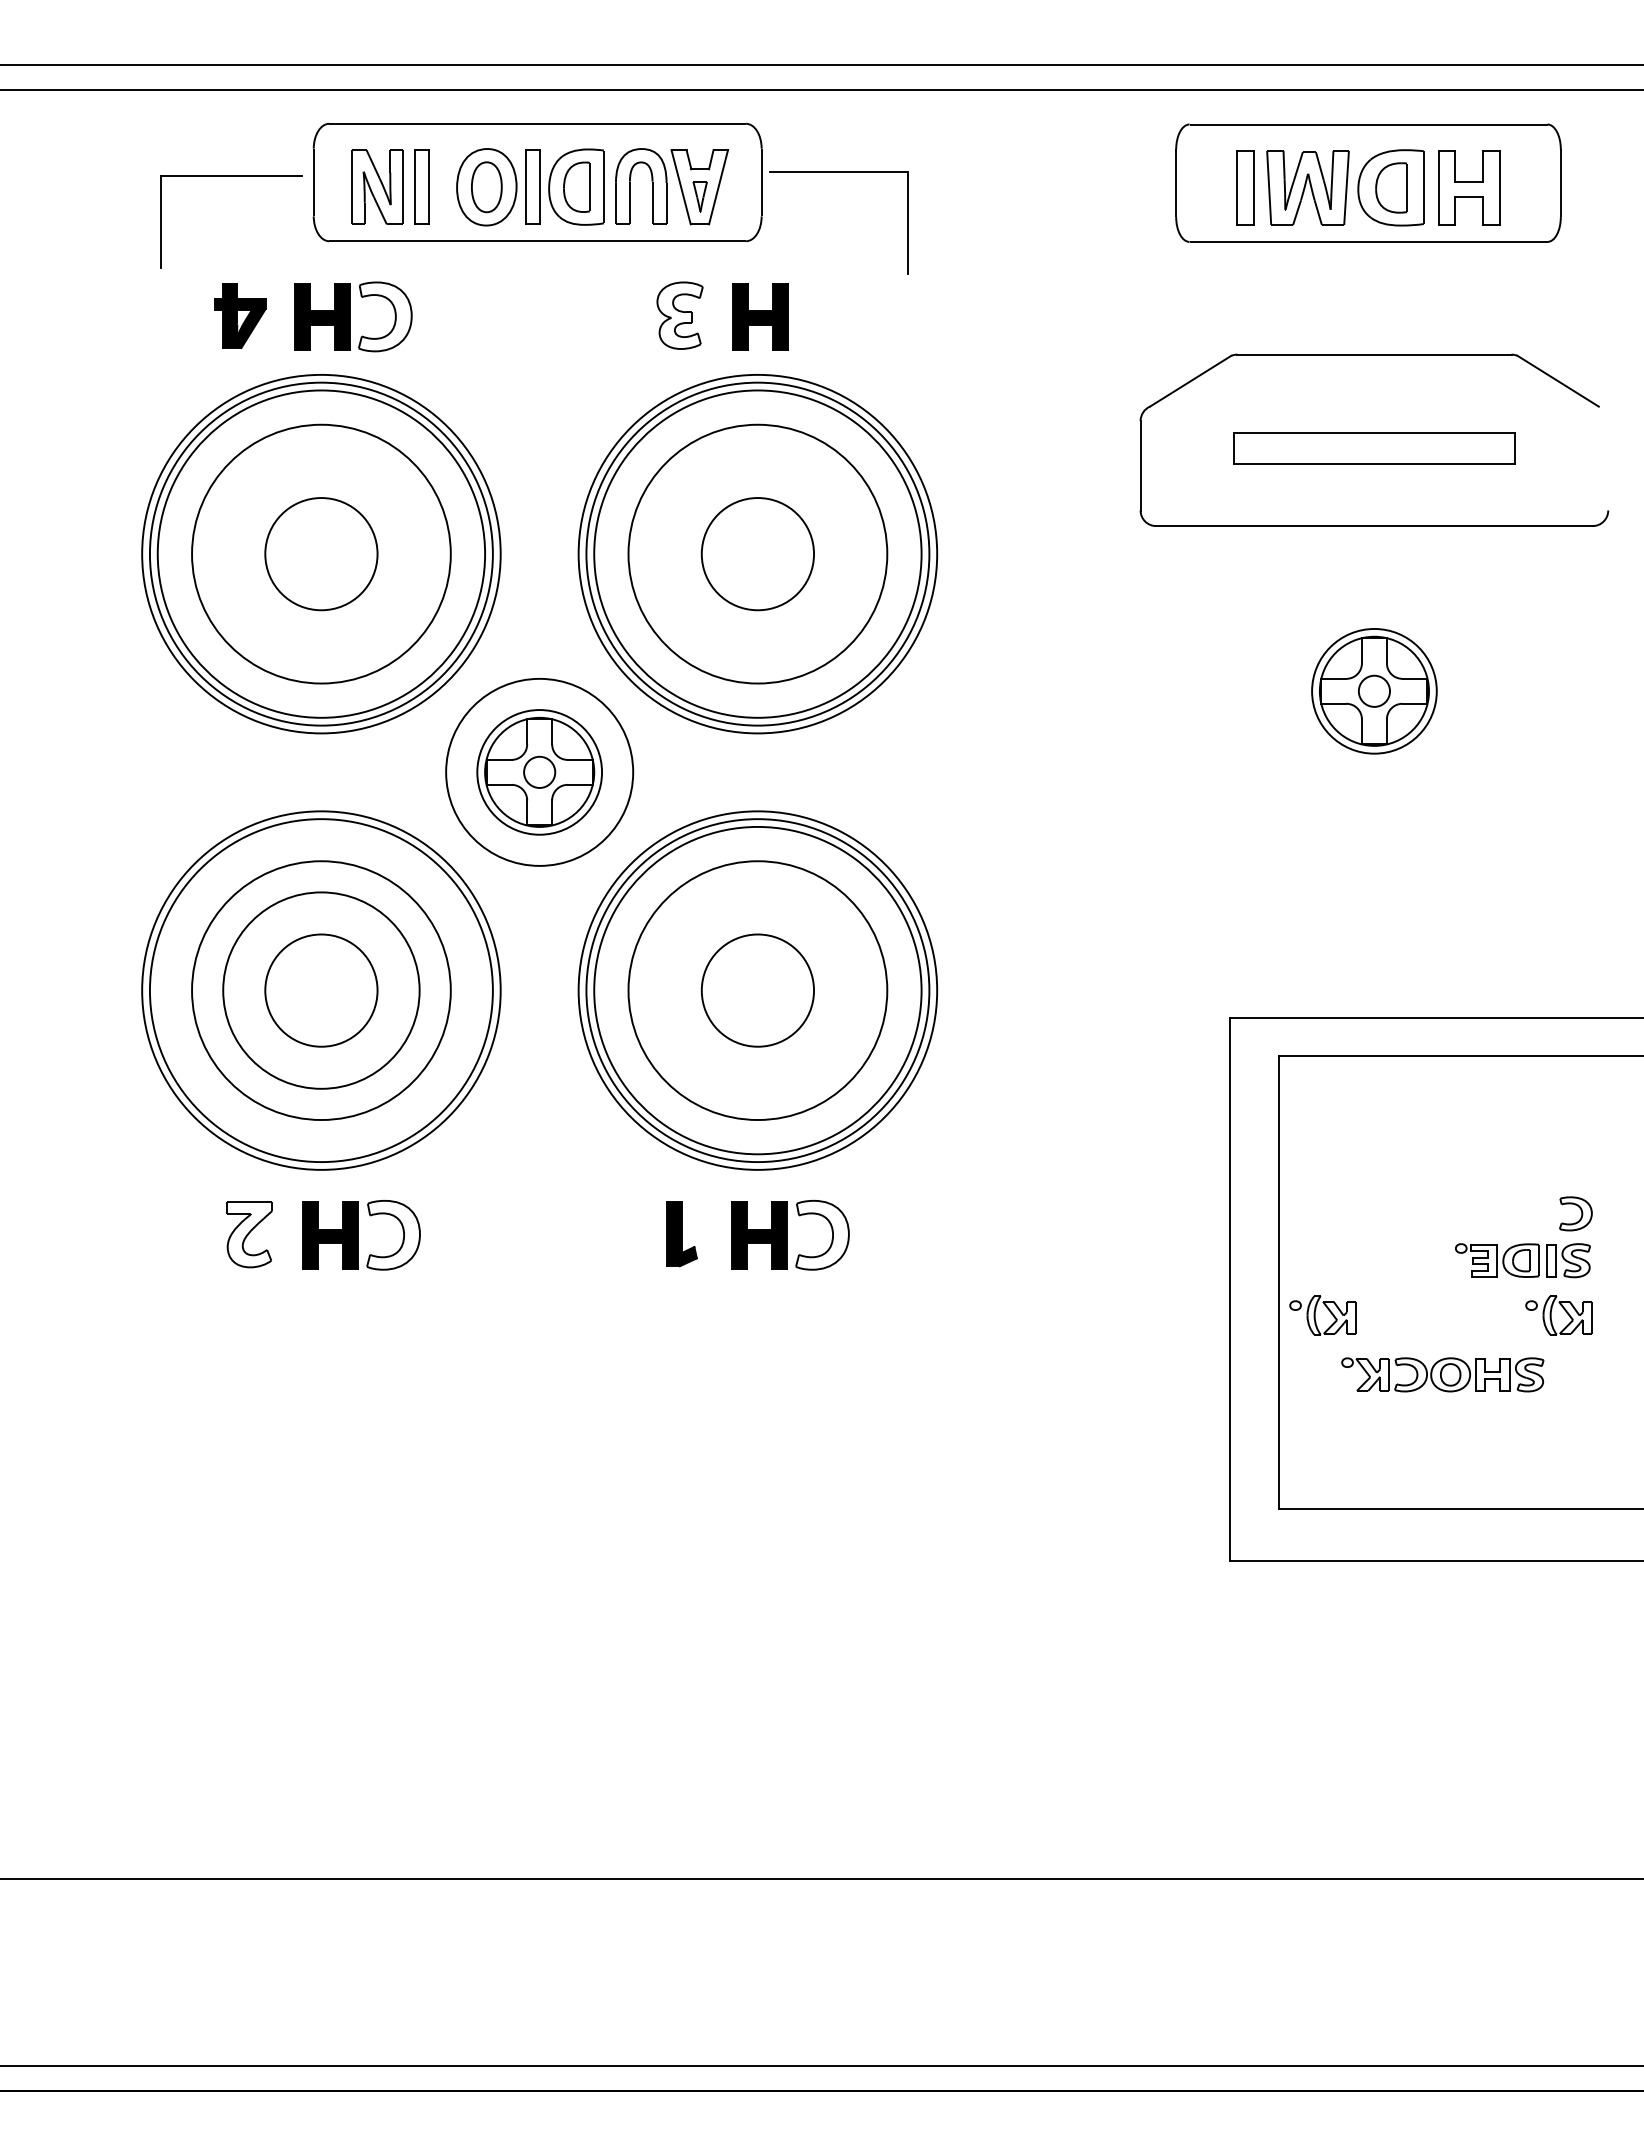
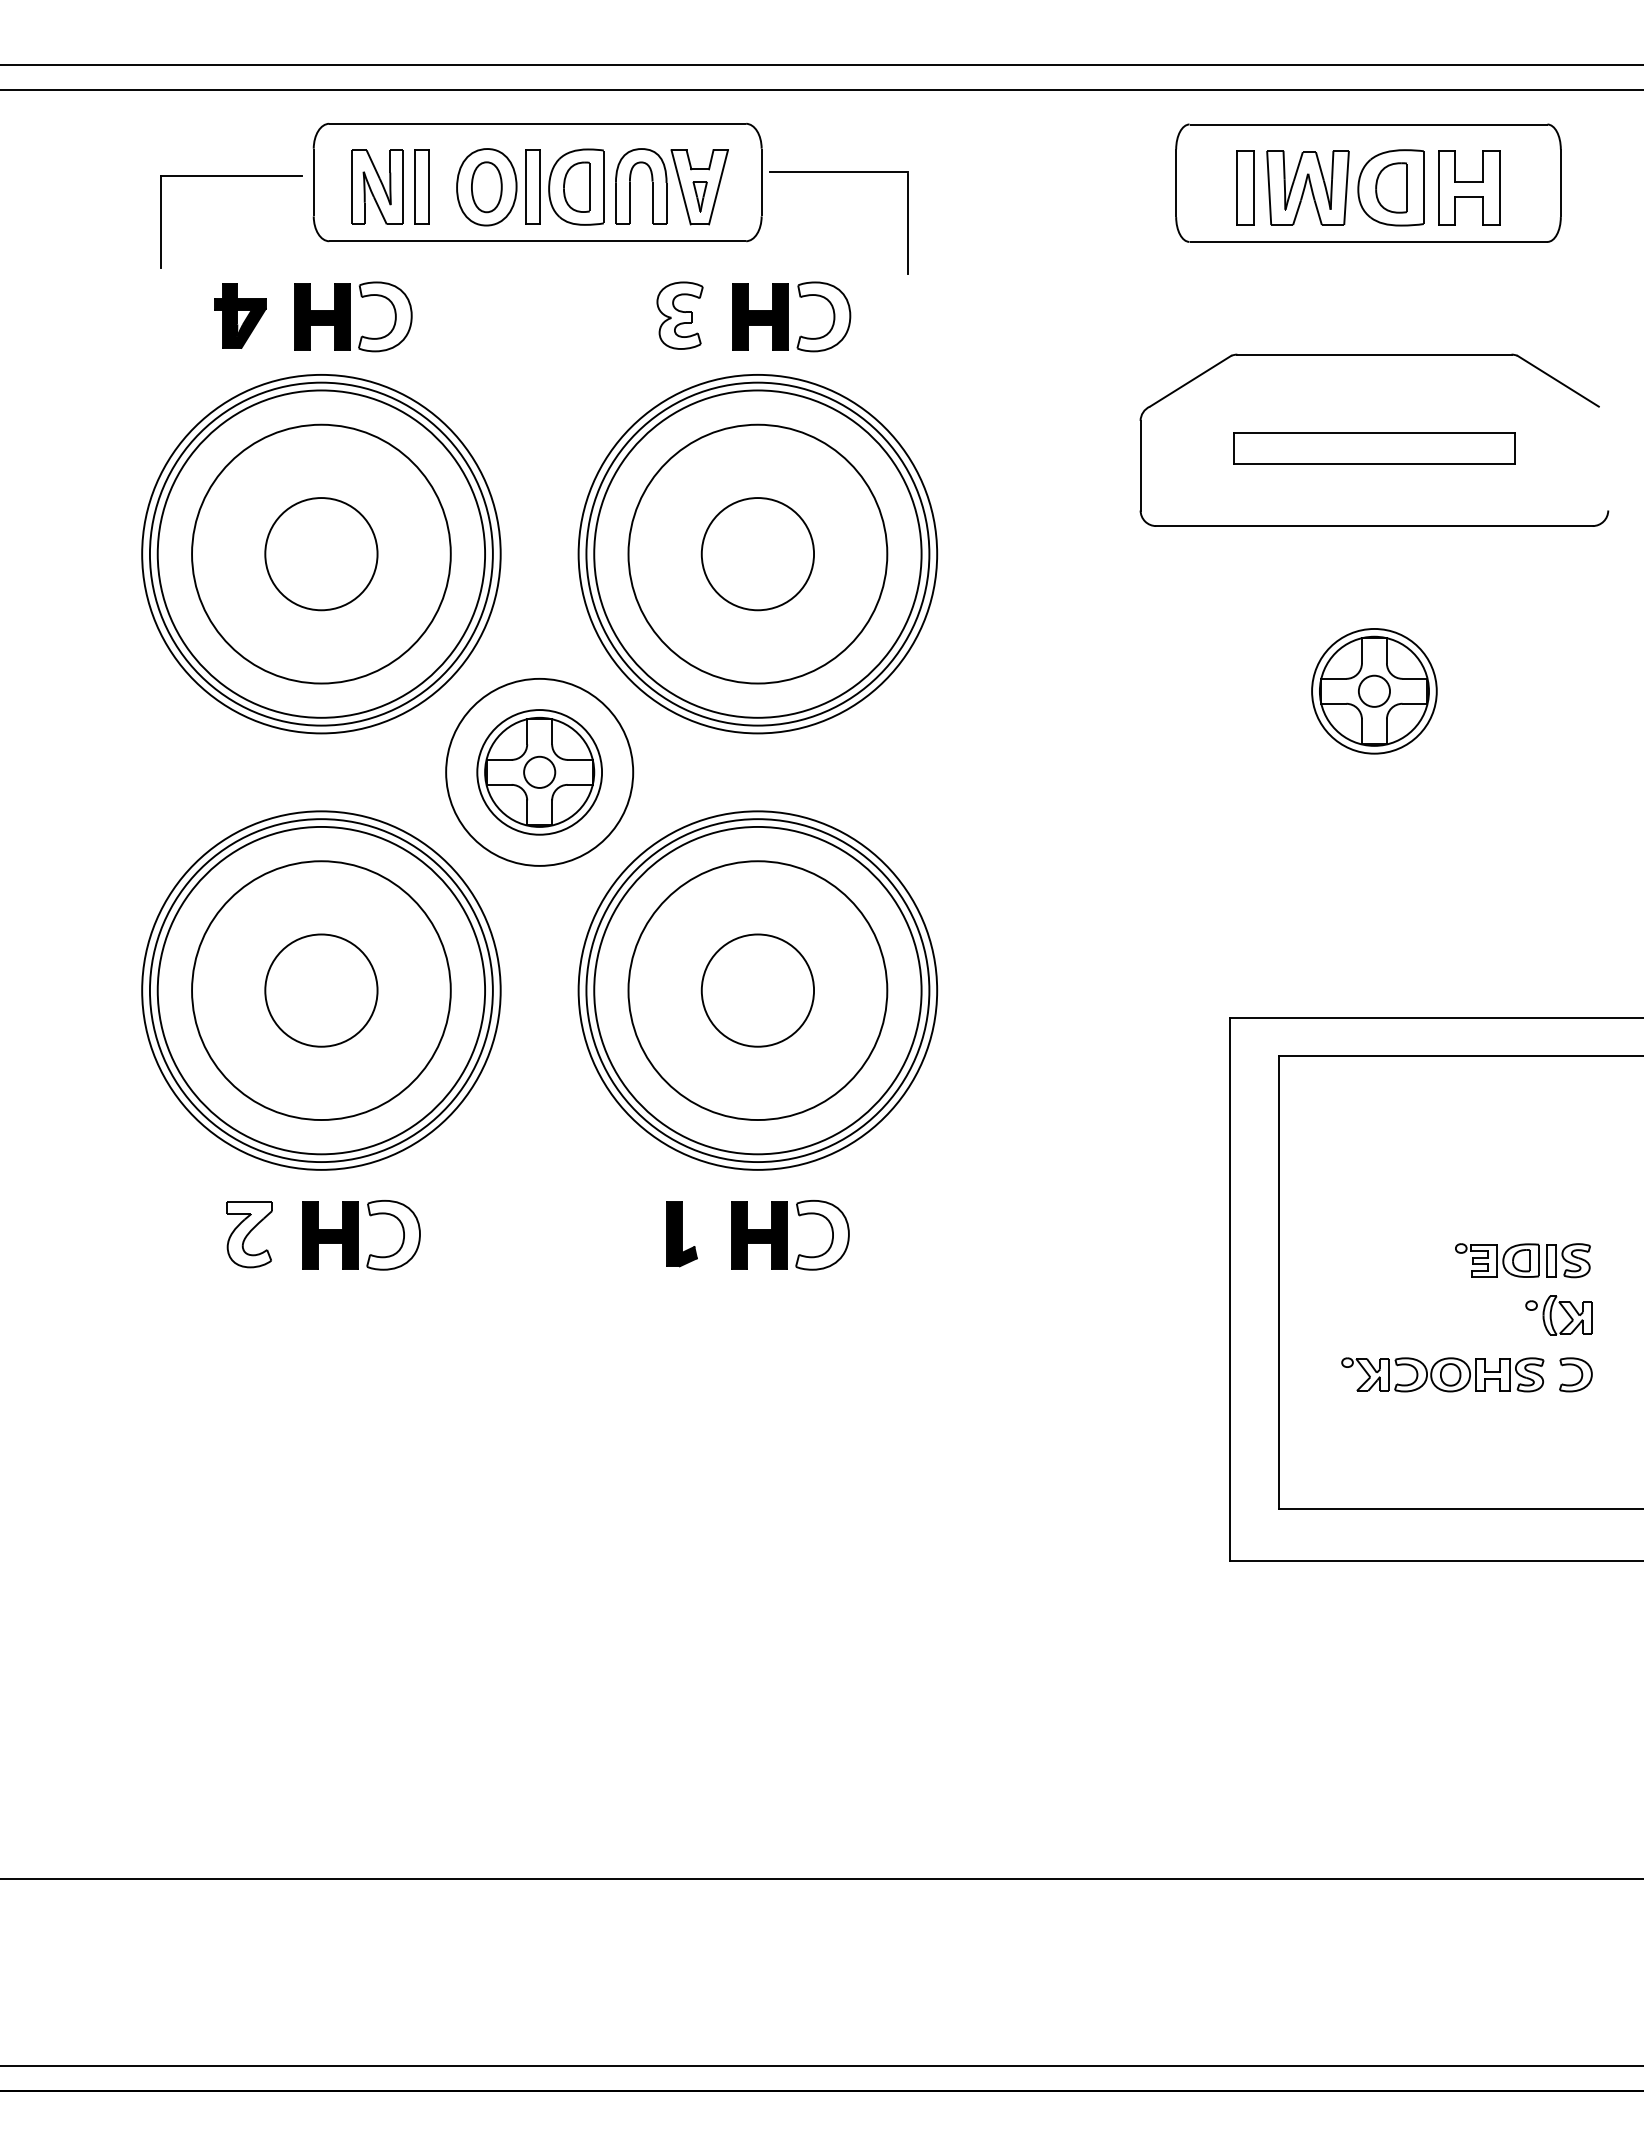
part: none -> present (833, 316)
circle diameter: 196 px -> 327 px (321, 990)
part position: (1575, 1213) -> (1575, 1374) (1575, 1374)
part: present -> none (1315, 1315)
